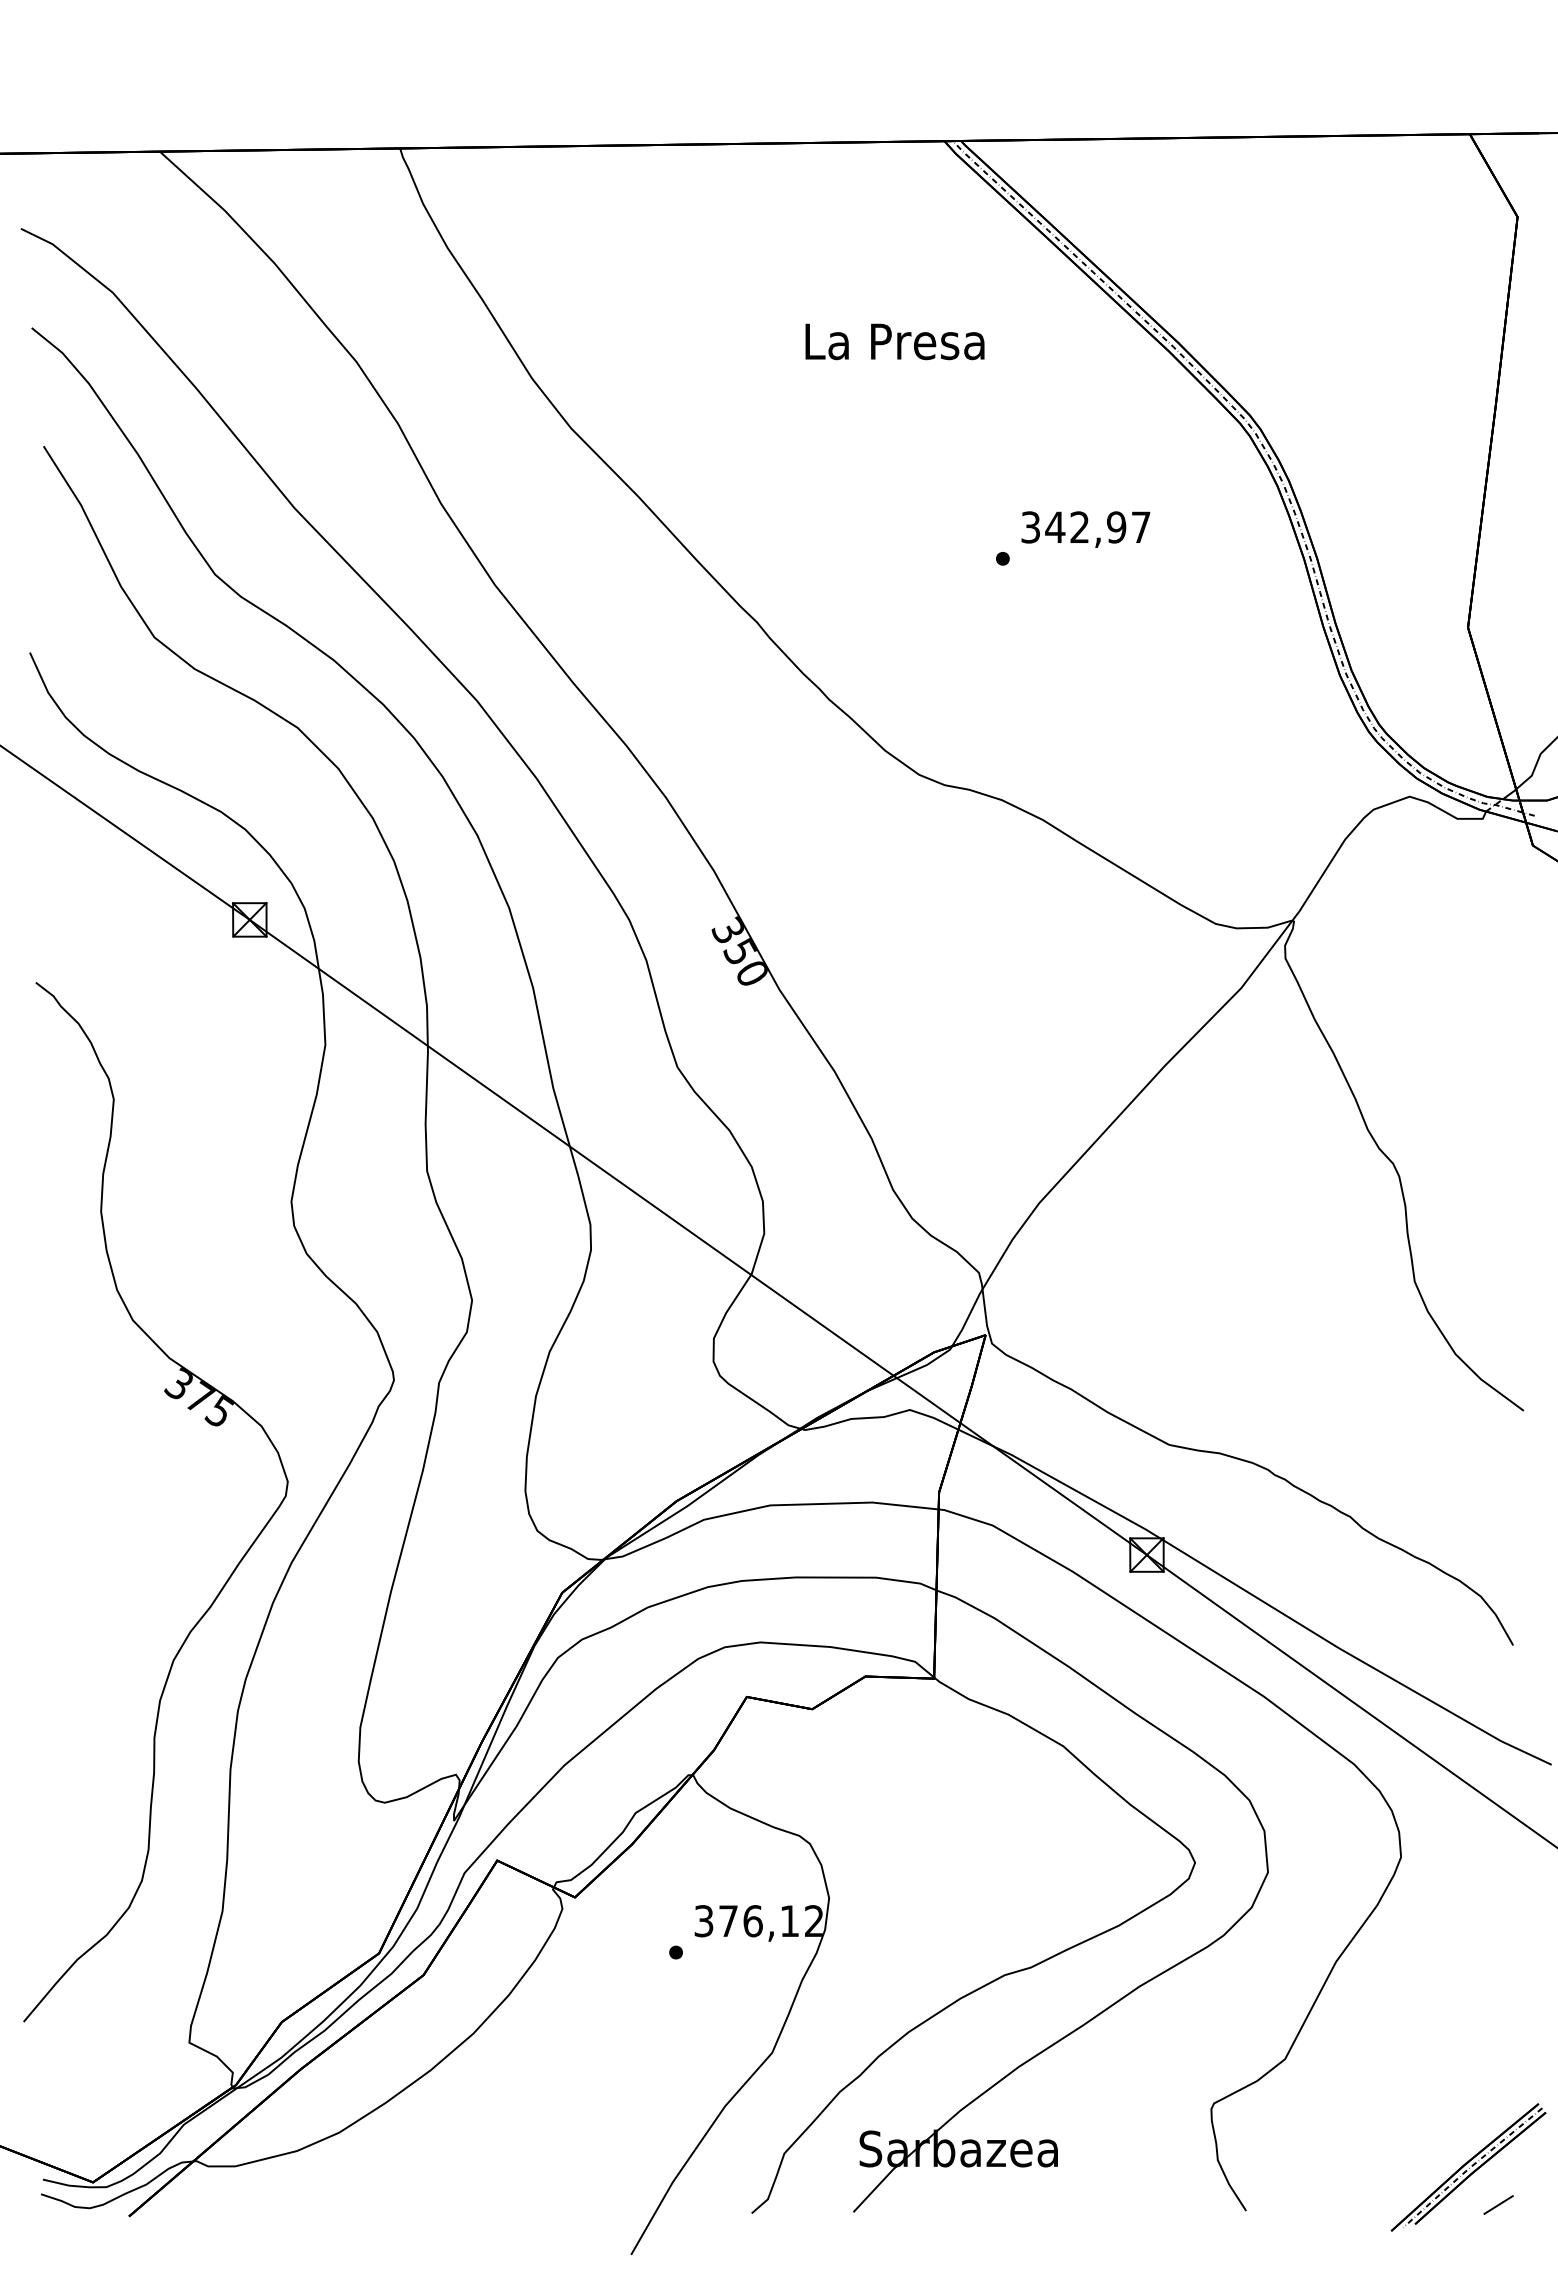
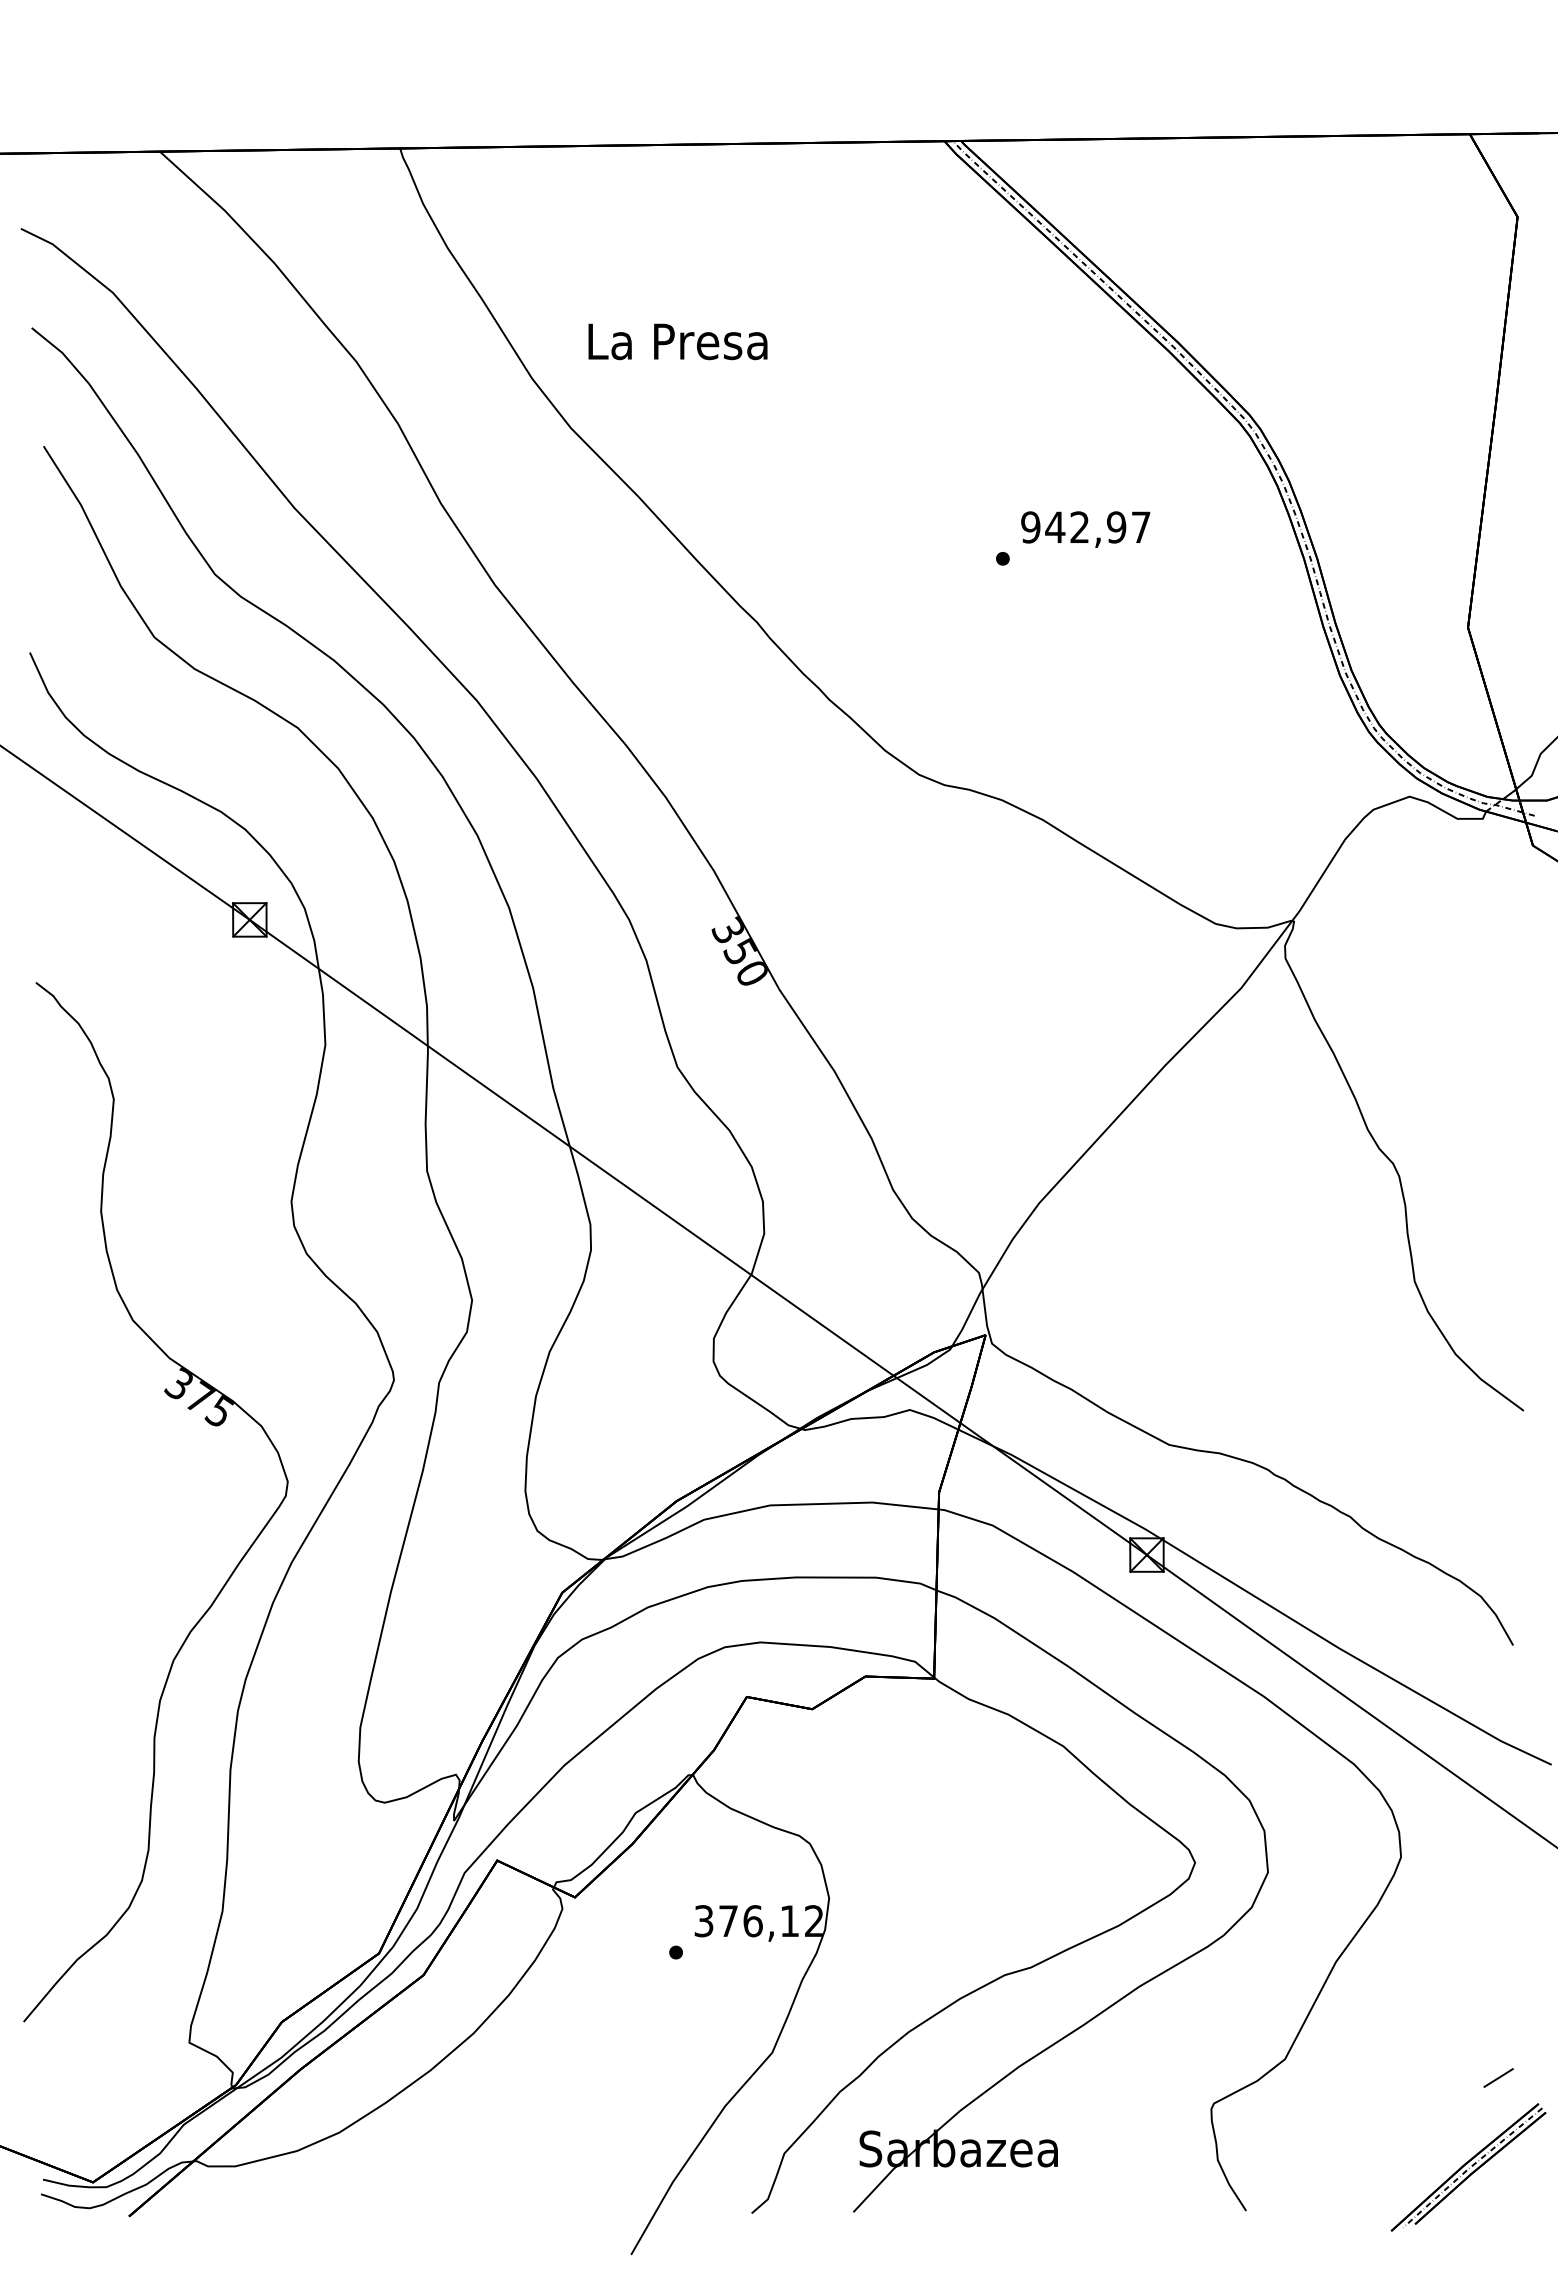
text position: (894, 341) -> (677, 341) (677, 341)
text: 342,97 -> 942,97 (1030, 527)
line position: (1498, 2204) -> (1498, 2077) (1498, 2077)
